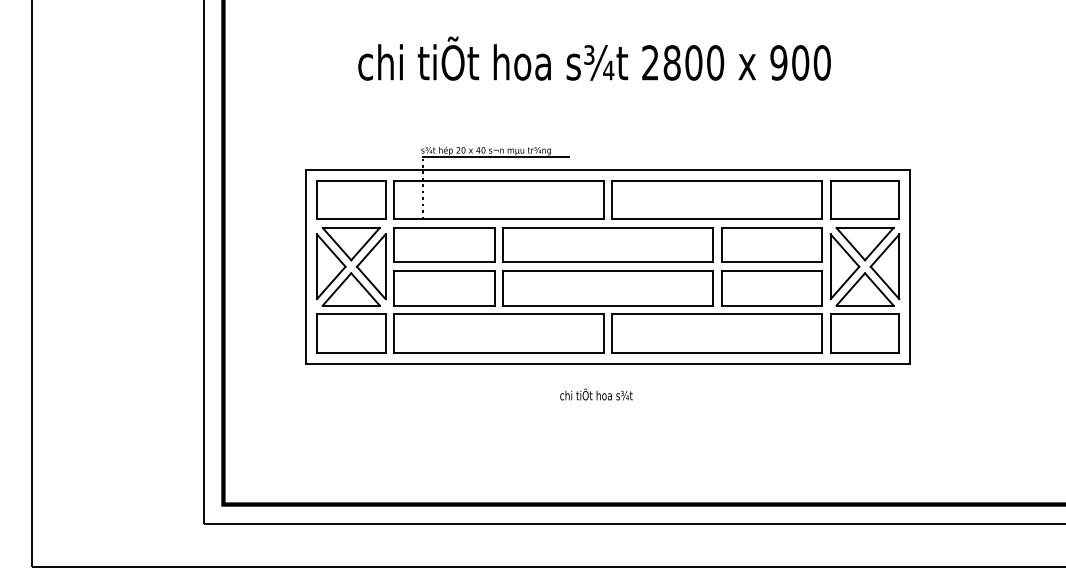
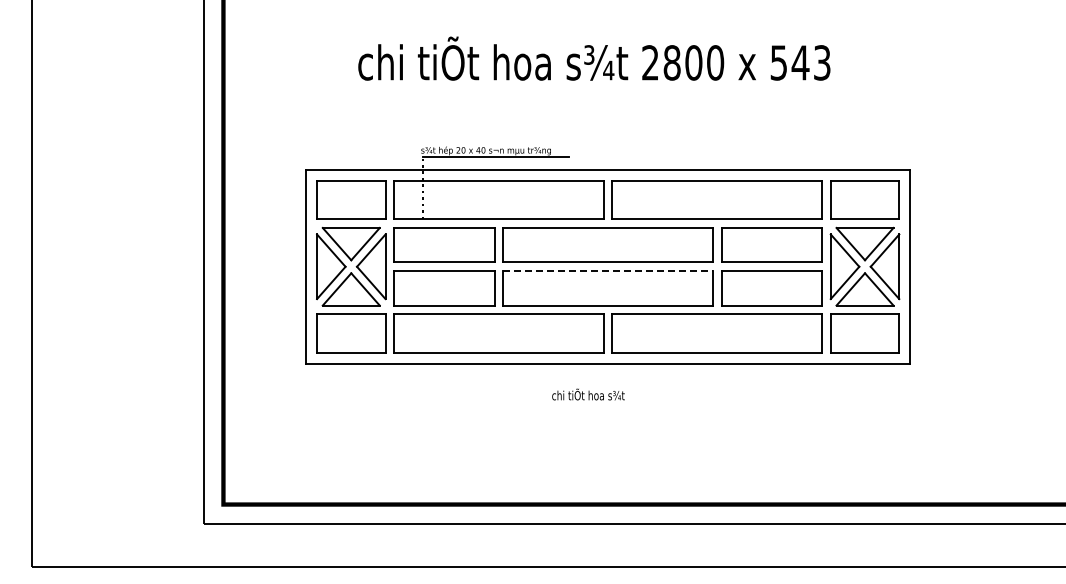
text: 900 -> 543 (800, 62)
line: solid -> dashed (608, 271)
text position: (596, 394) -> (588, 394) (588, 394)
